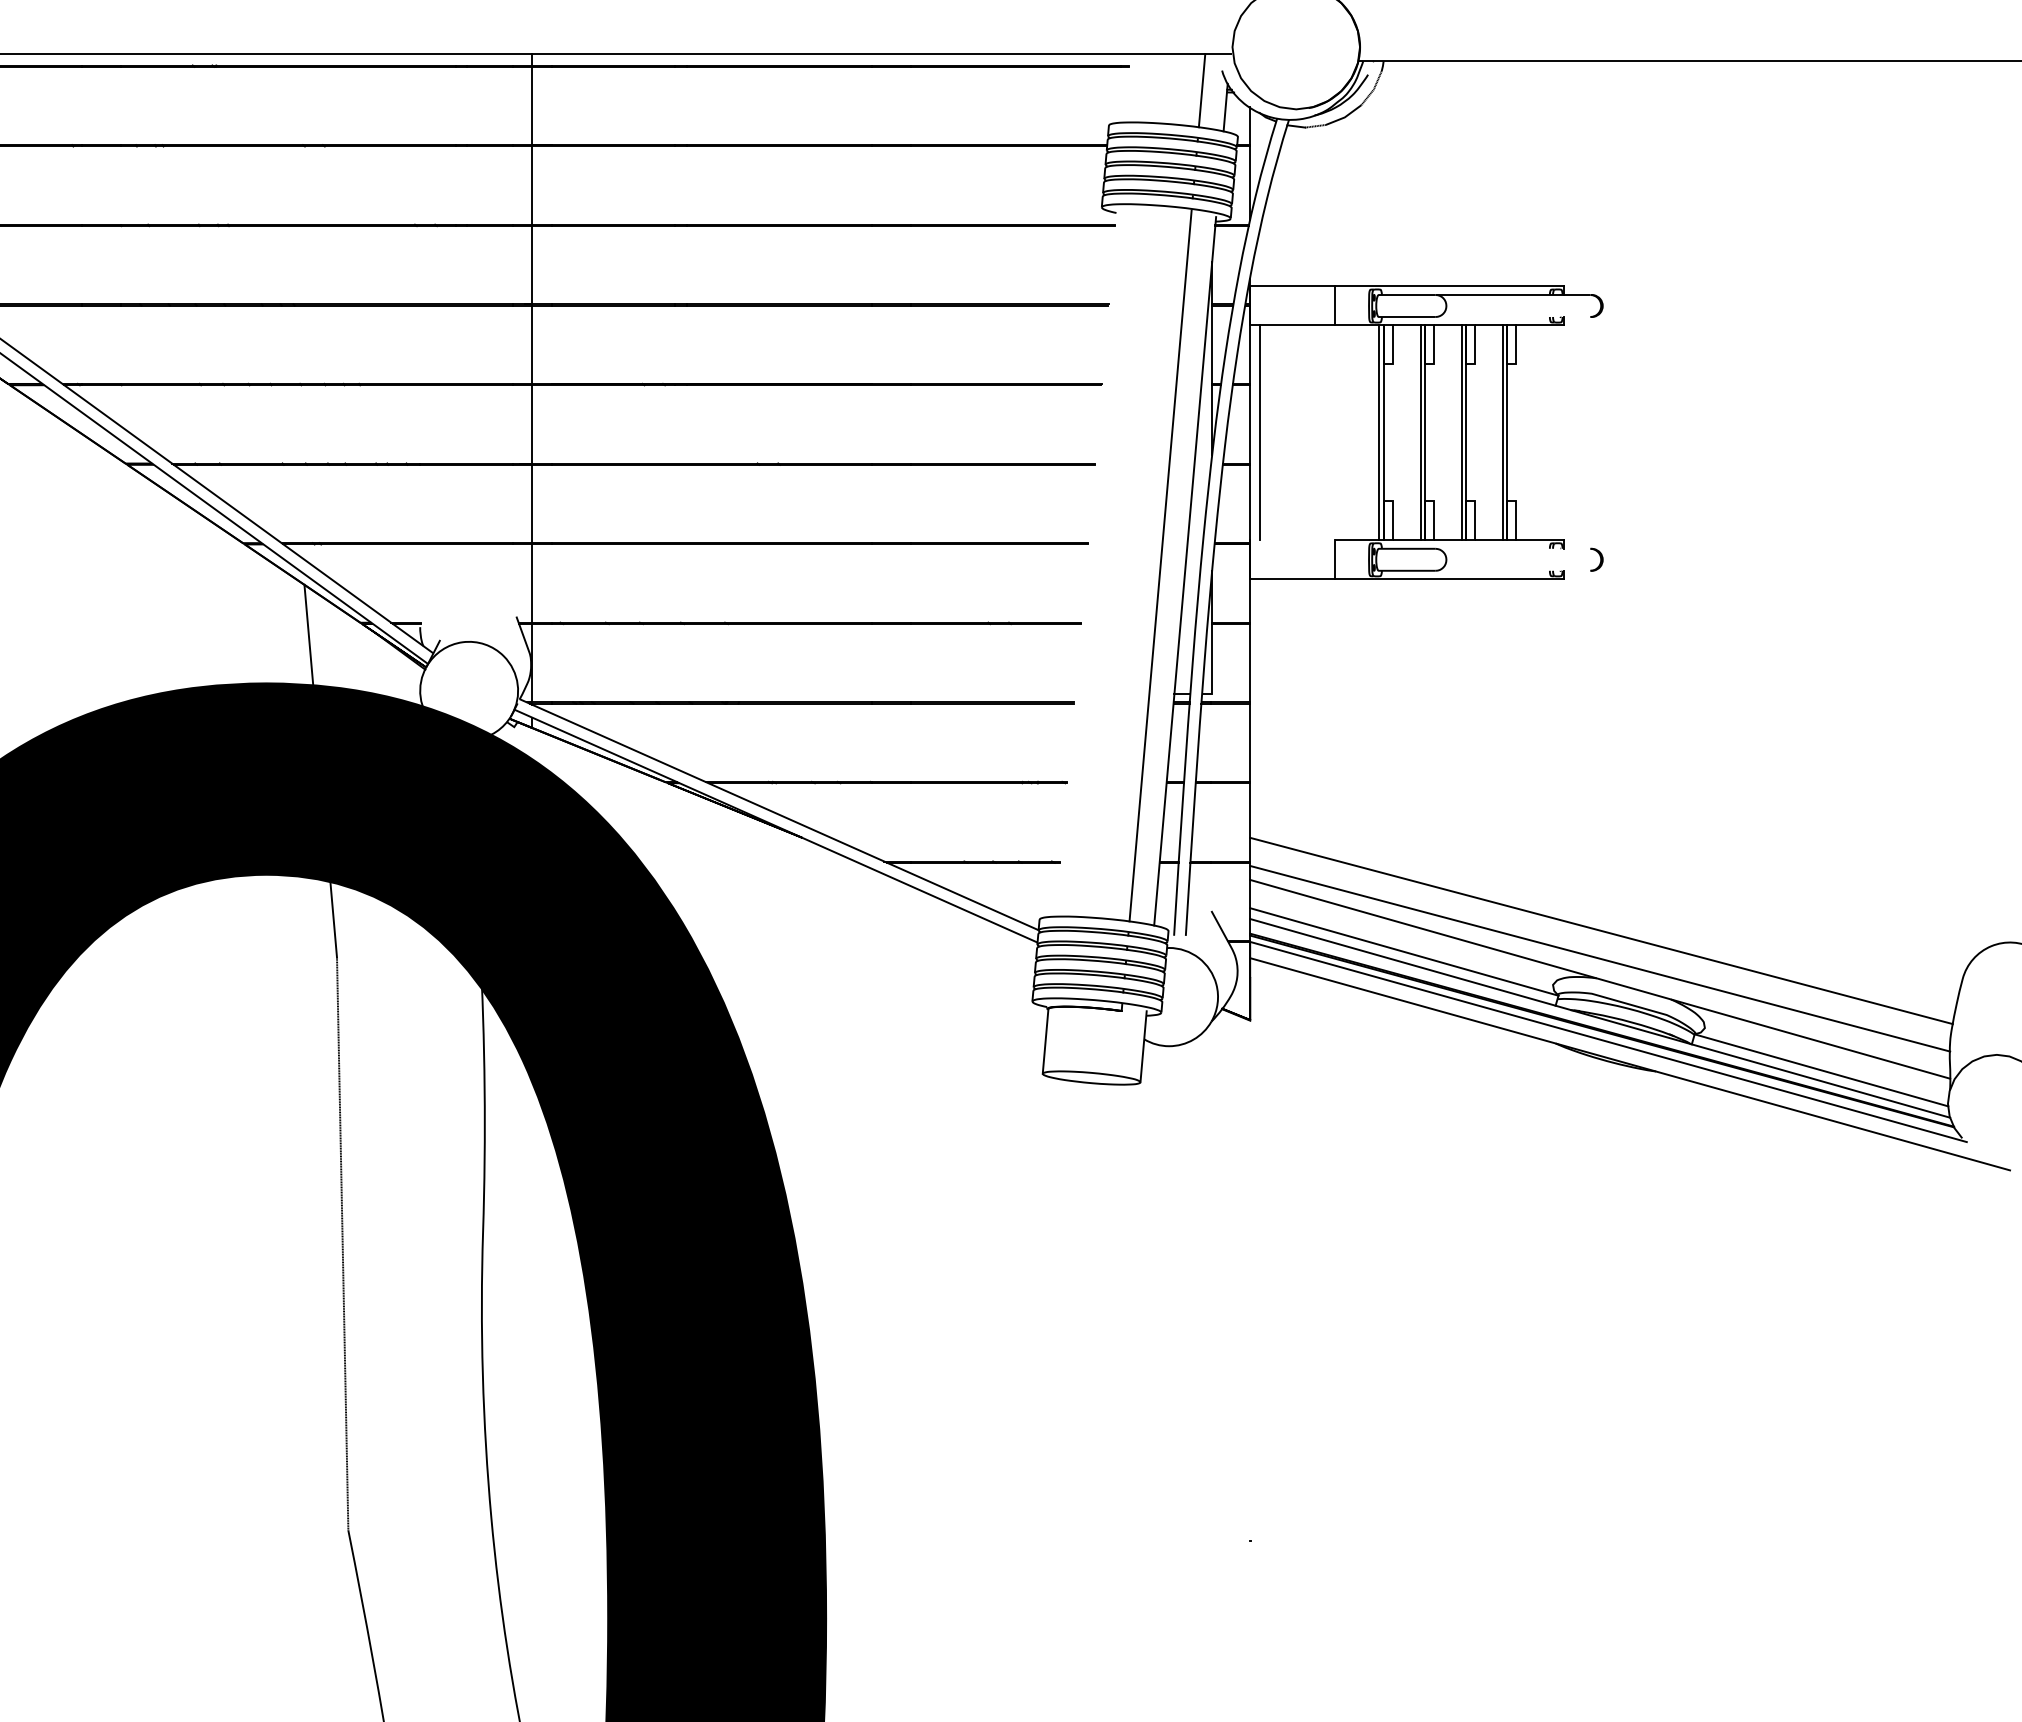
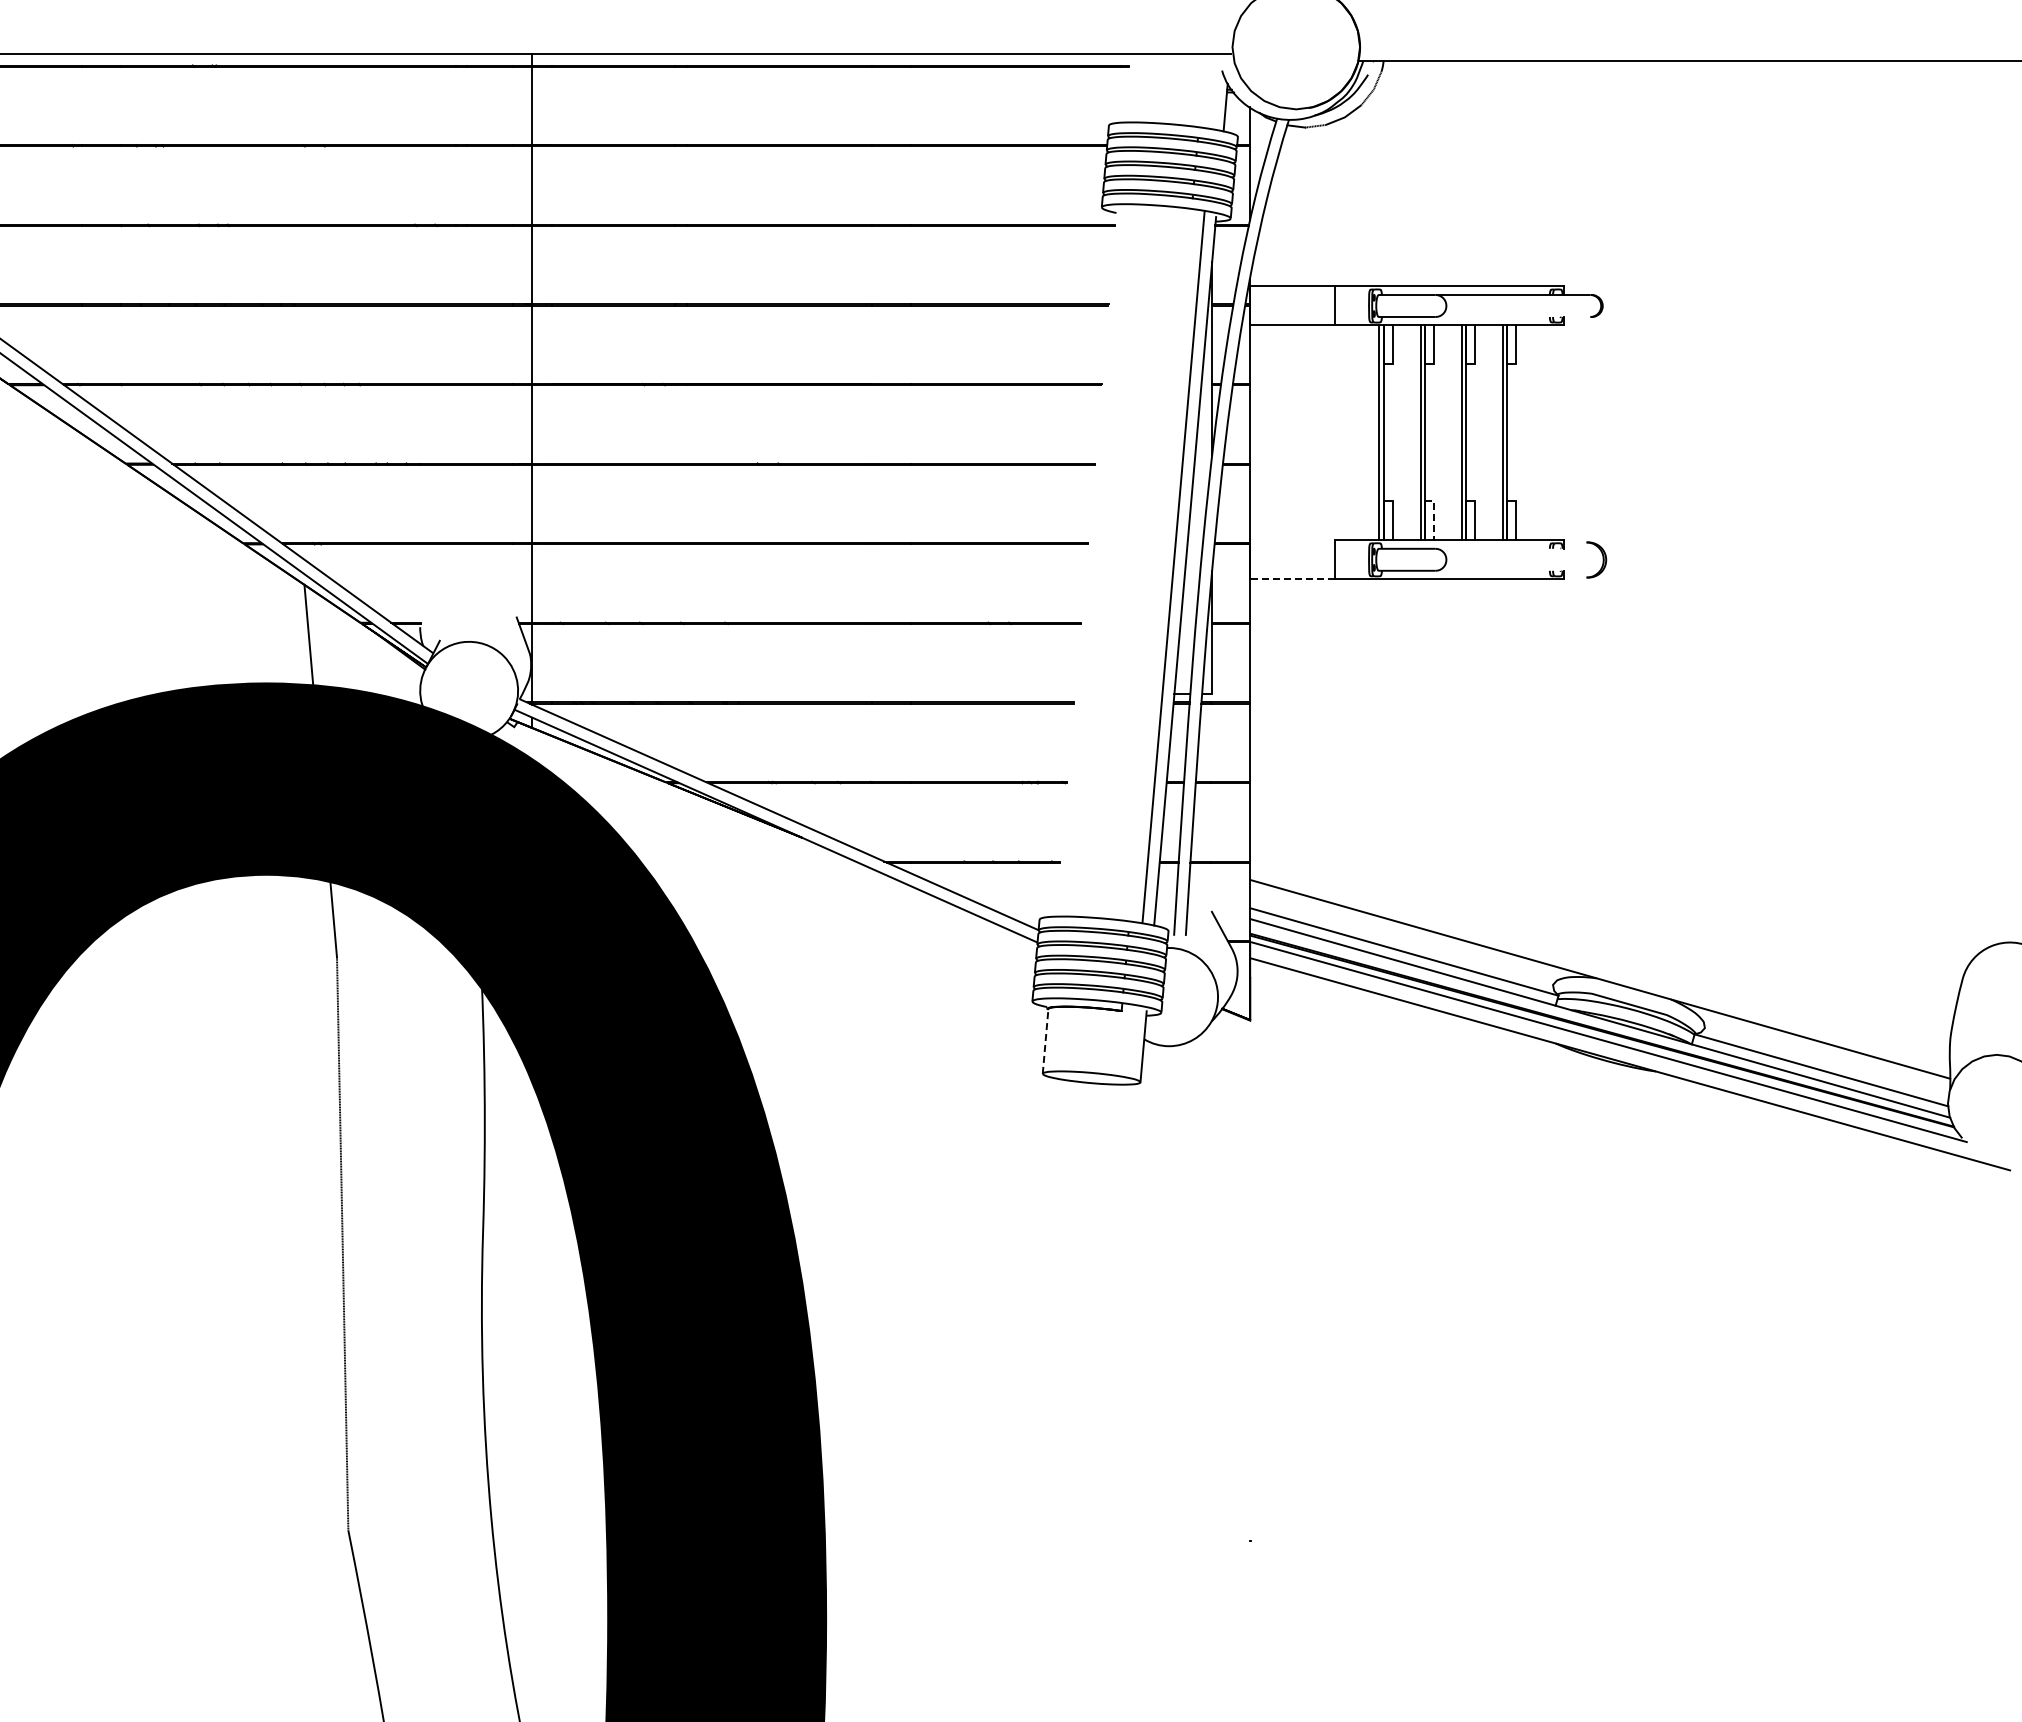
line: present -> none (1201, 90)
line: present -> none (1260, 432)
line: solid -> dashed (1433, 515)
part size: 14x25 px -> 22x38 px (1596, 559)
line position: (1160, 565) -> (1173, 566) (1173, 566)
line: solid -> dashed (1292, 579)
line: present -> none (1601, 930)
line: present -> none (1600, 958)
line: solid -> dashed (1045, 1041)
